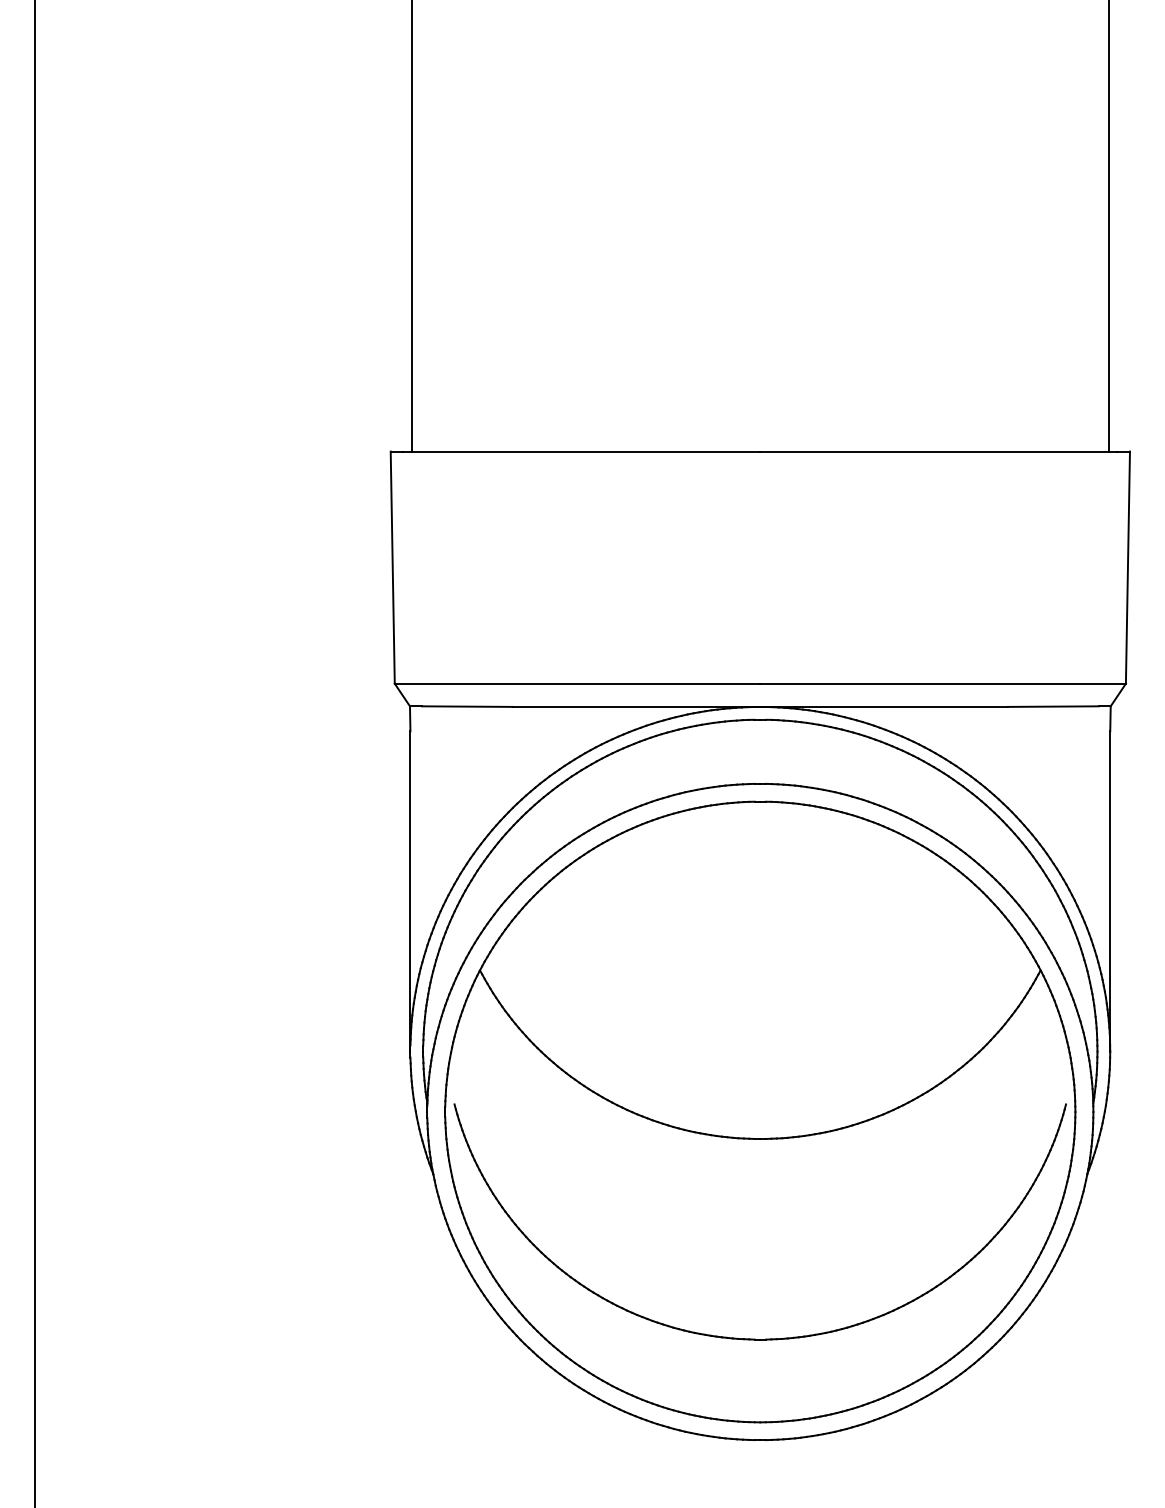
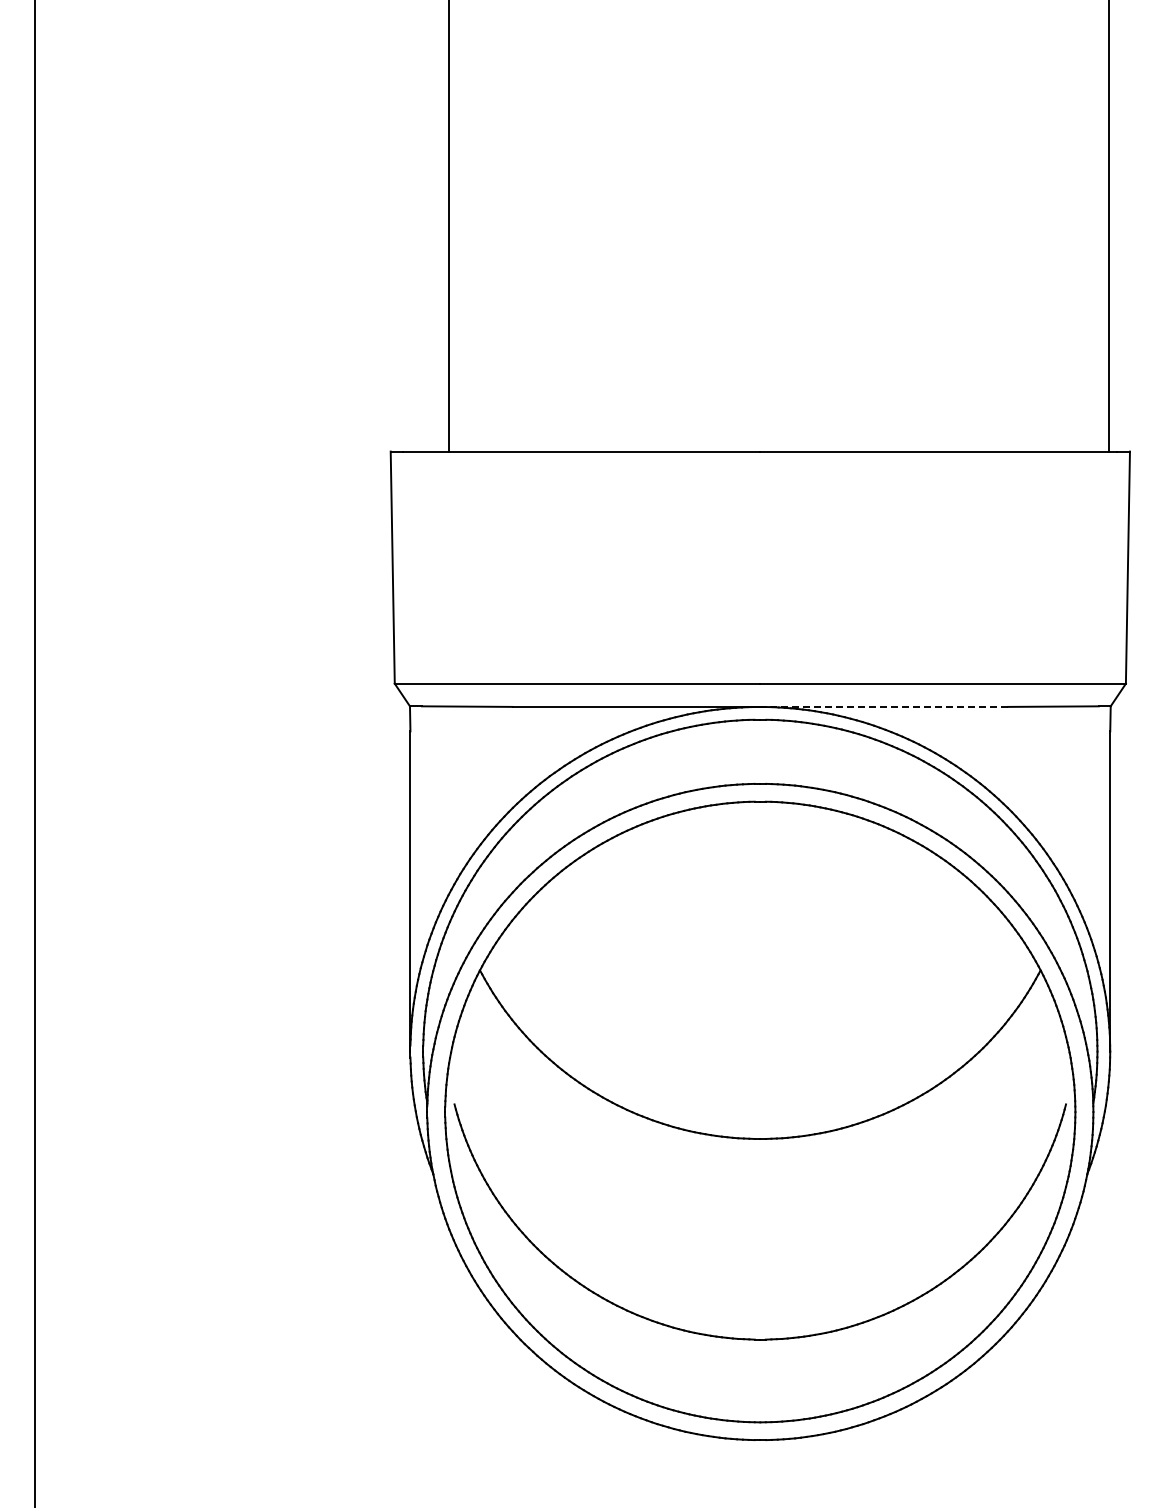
line position: (412, 226) -> (449, 226) (449, 226)
line: solid -> dashed (884, 706)
